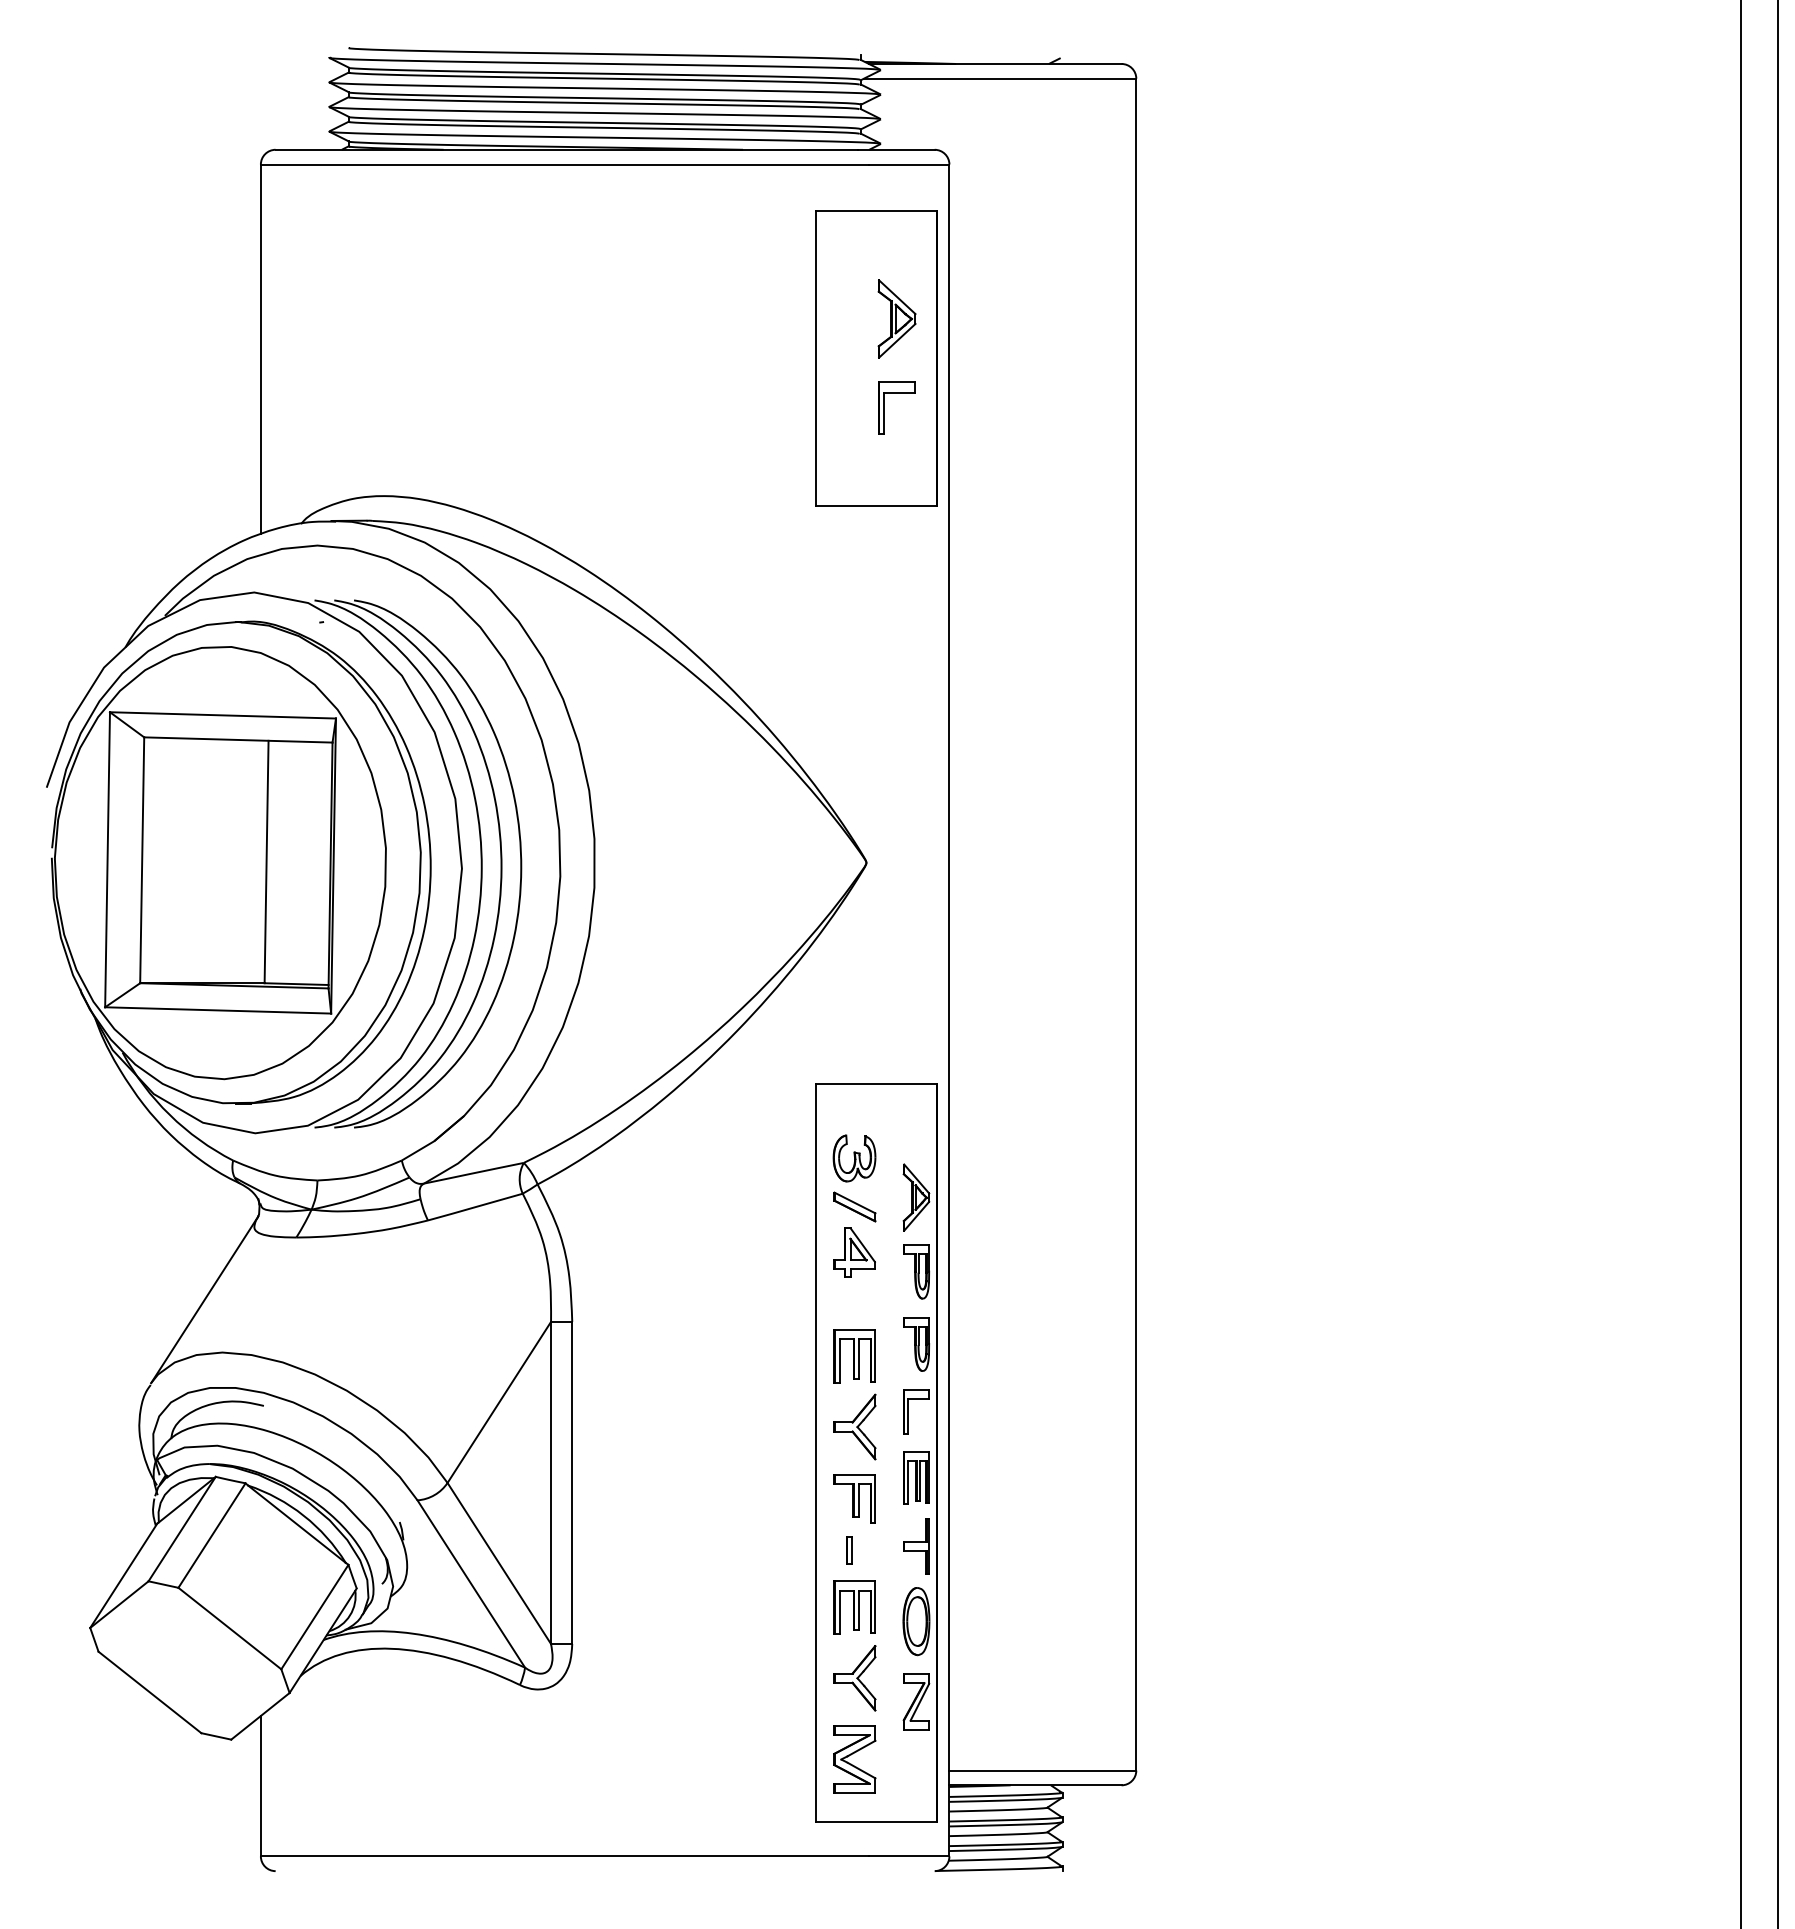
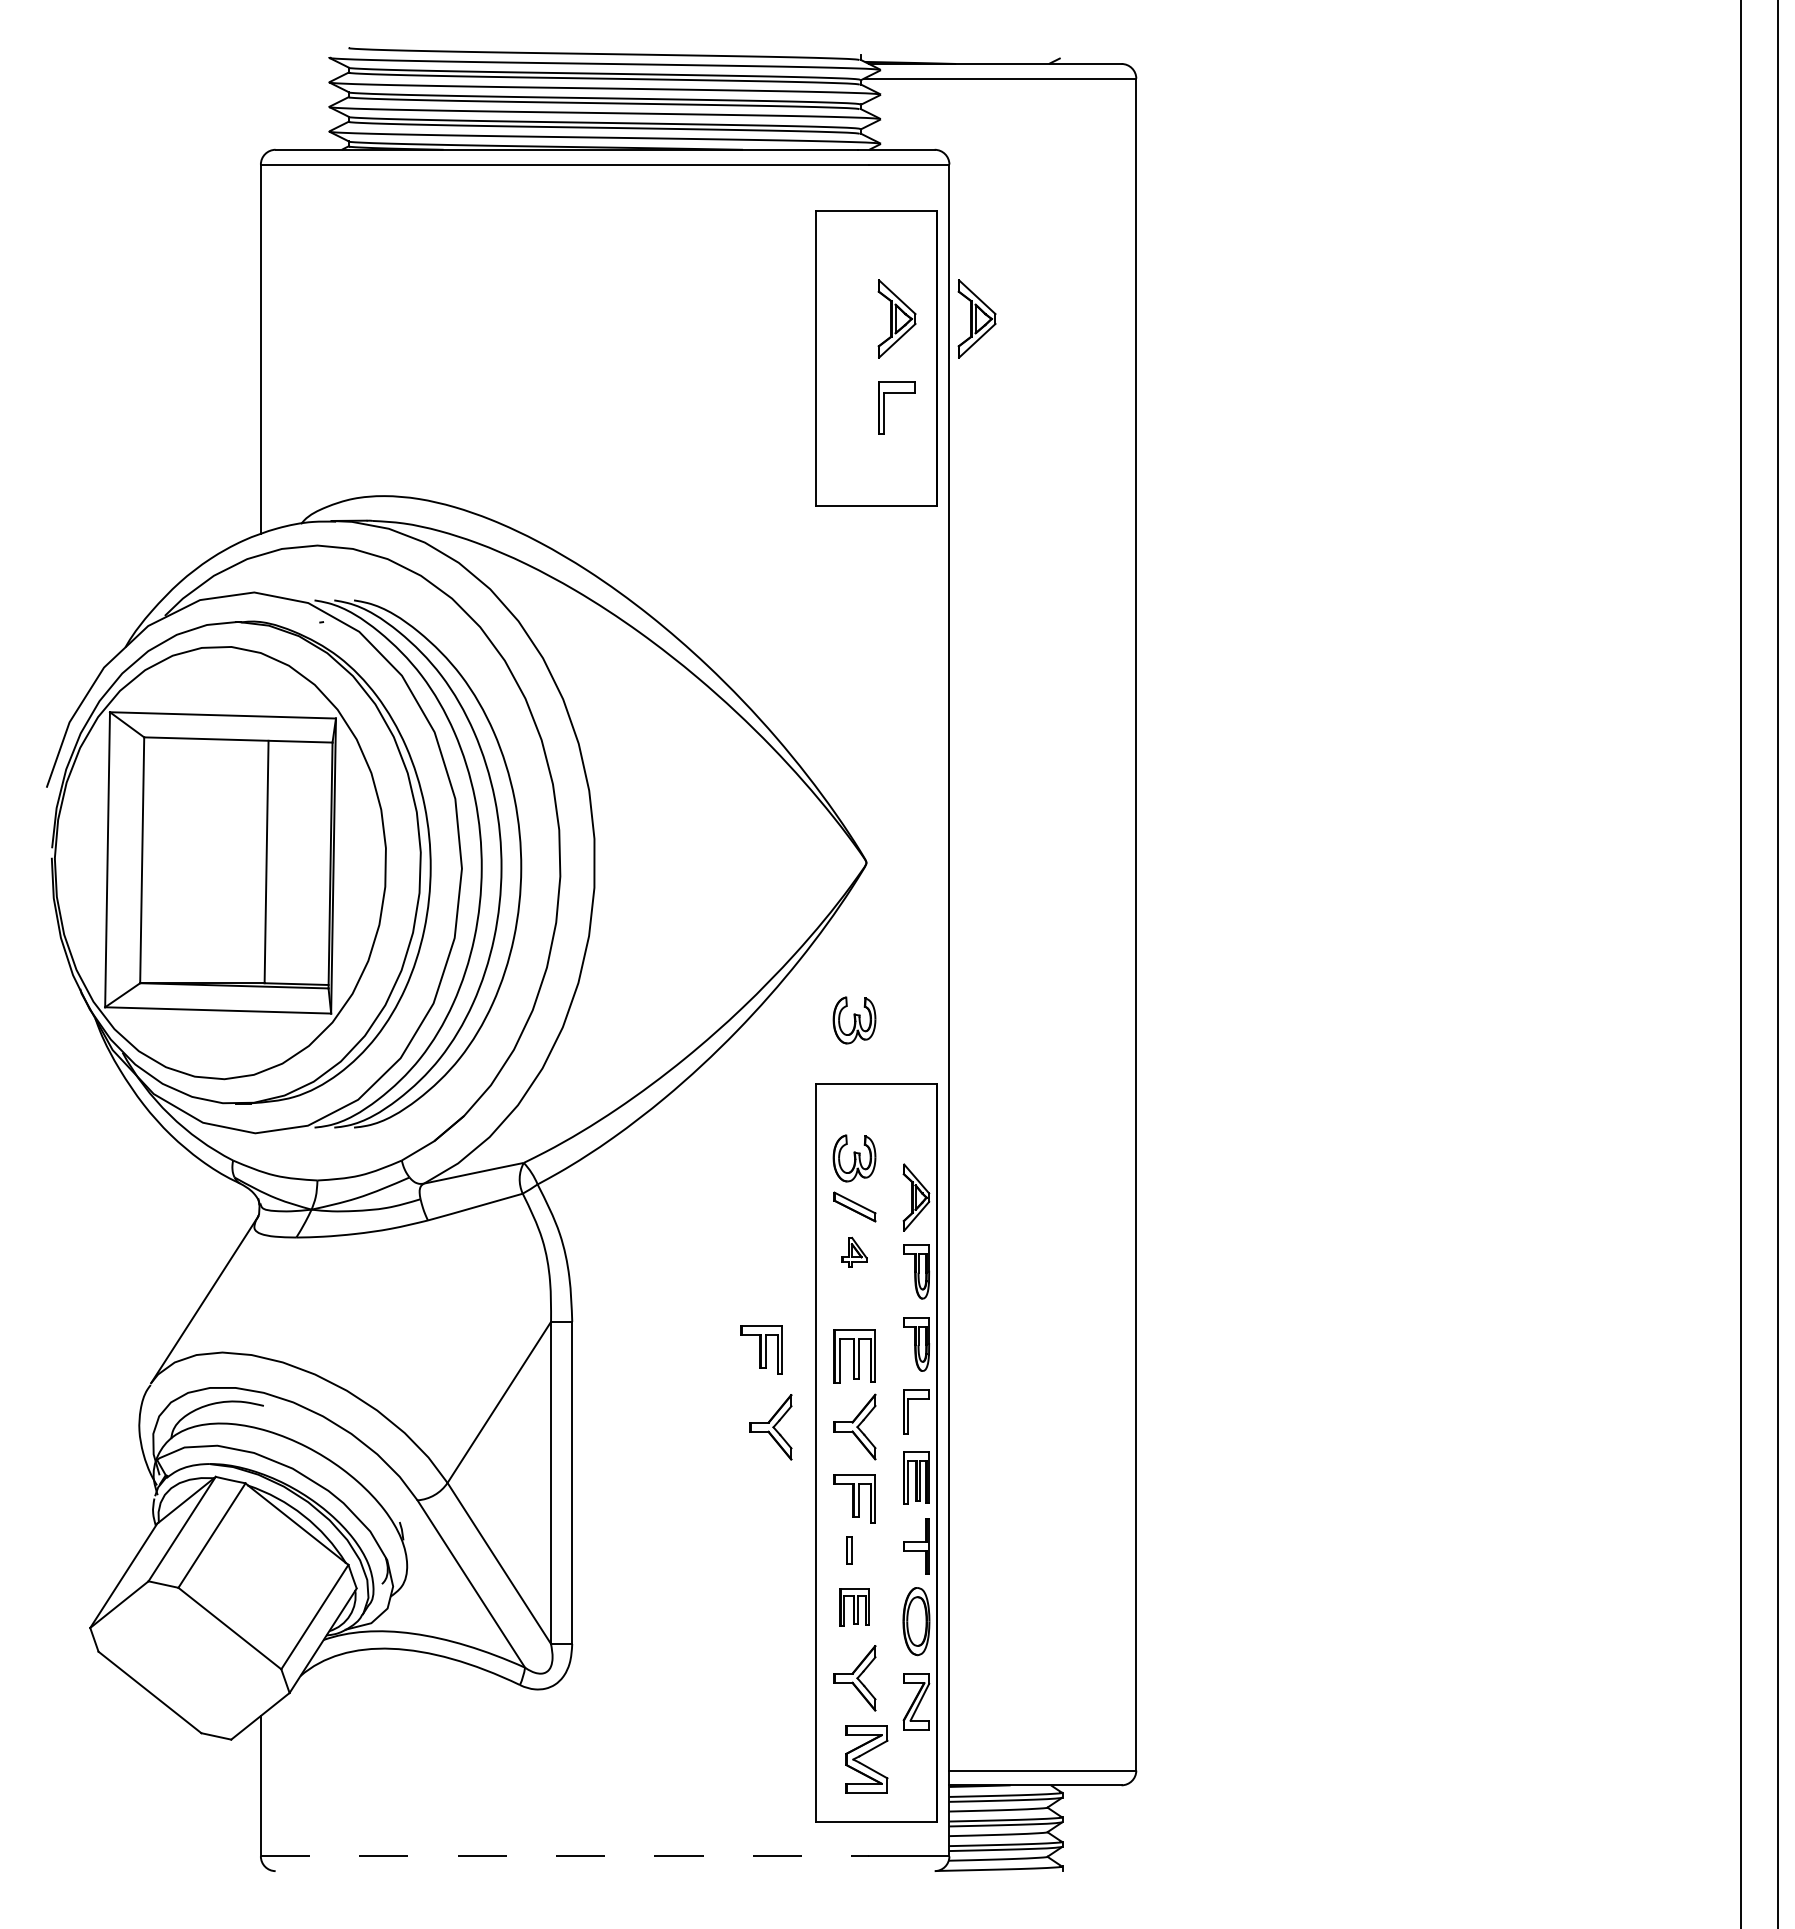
part: none -> present (976, 318)
part: none -> present (854, 1020)
part size: 43x51 px -> 27x32 px (854, 1251)
part: none -> present (761, 1349)
part: none -> present (770, 1427)
part size: 43x55 px -> 31x39 px (854, 1607)
part position: (854, 1759) -> (866, 1759) (866, 1759)
line: solid -> dashed (564, 1856)
